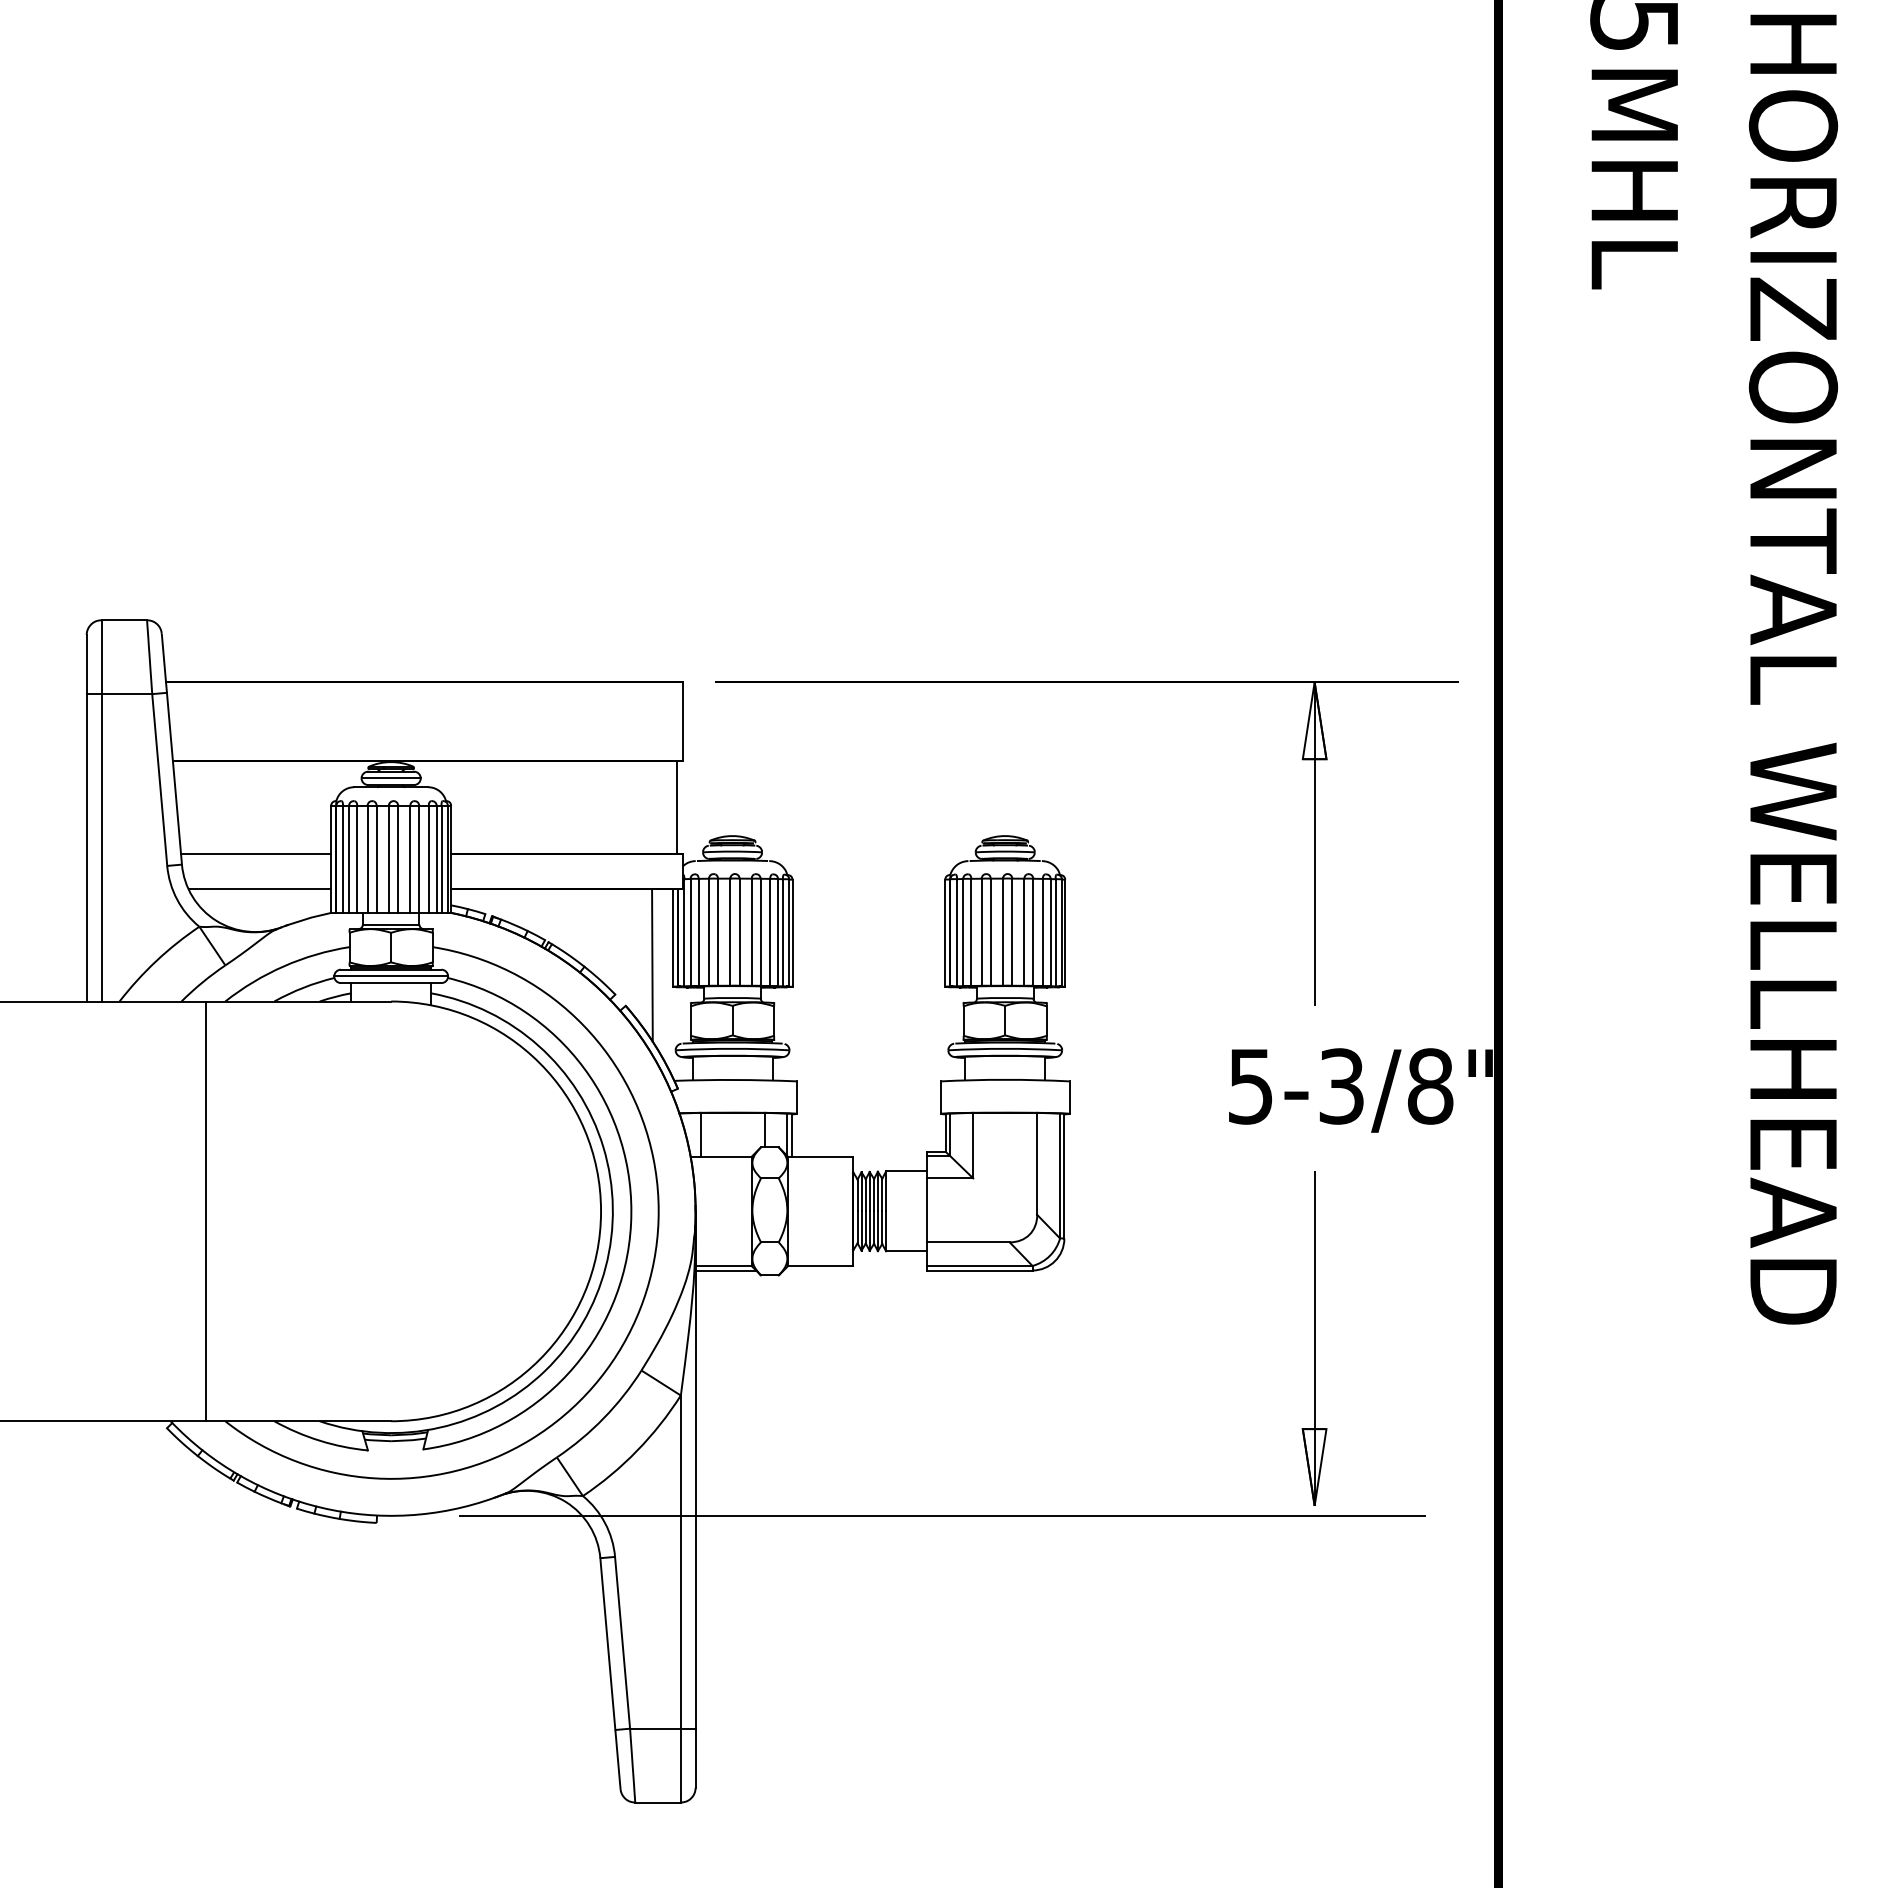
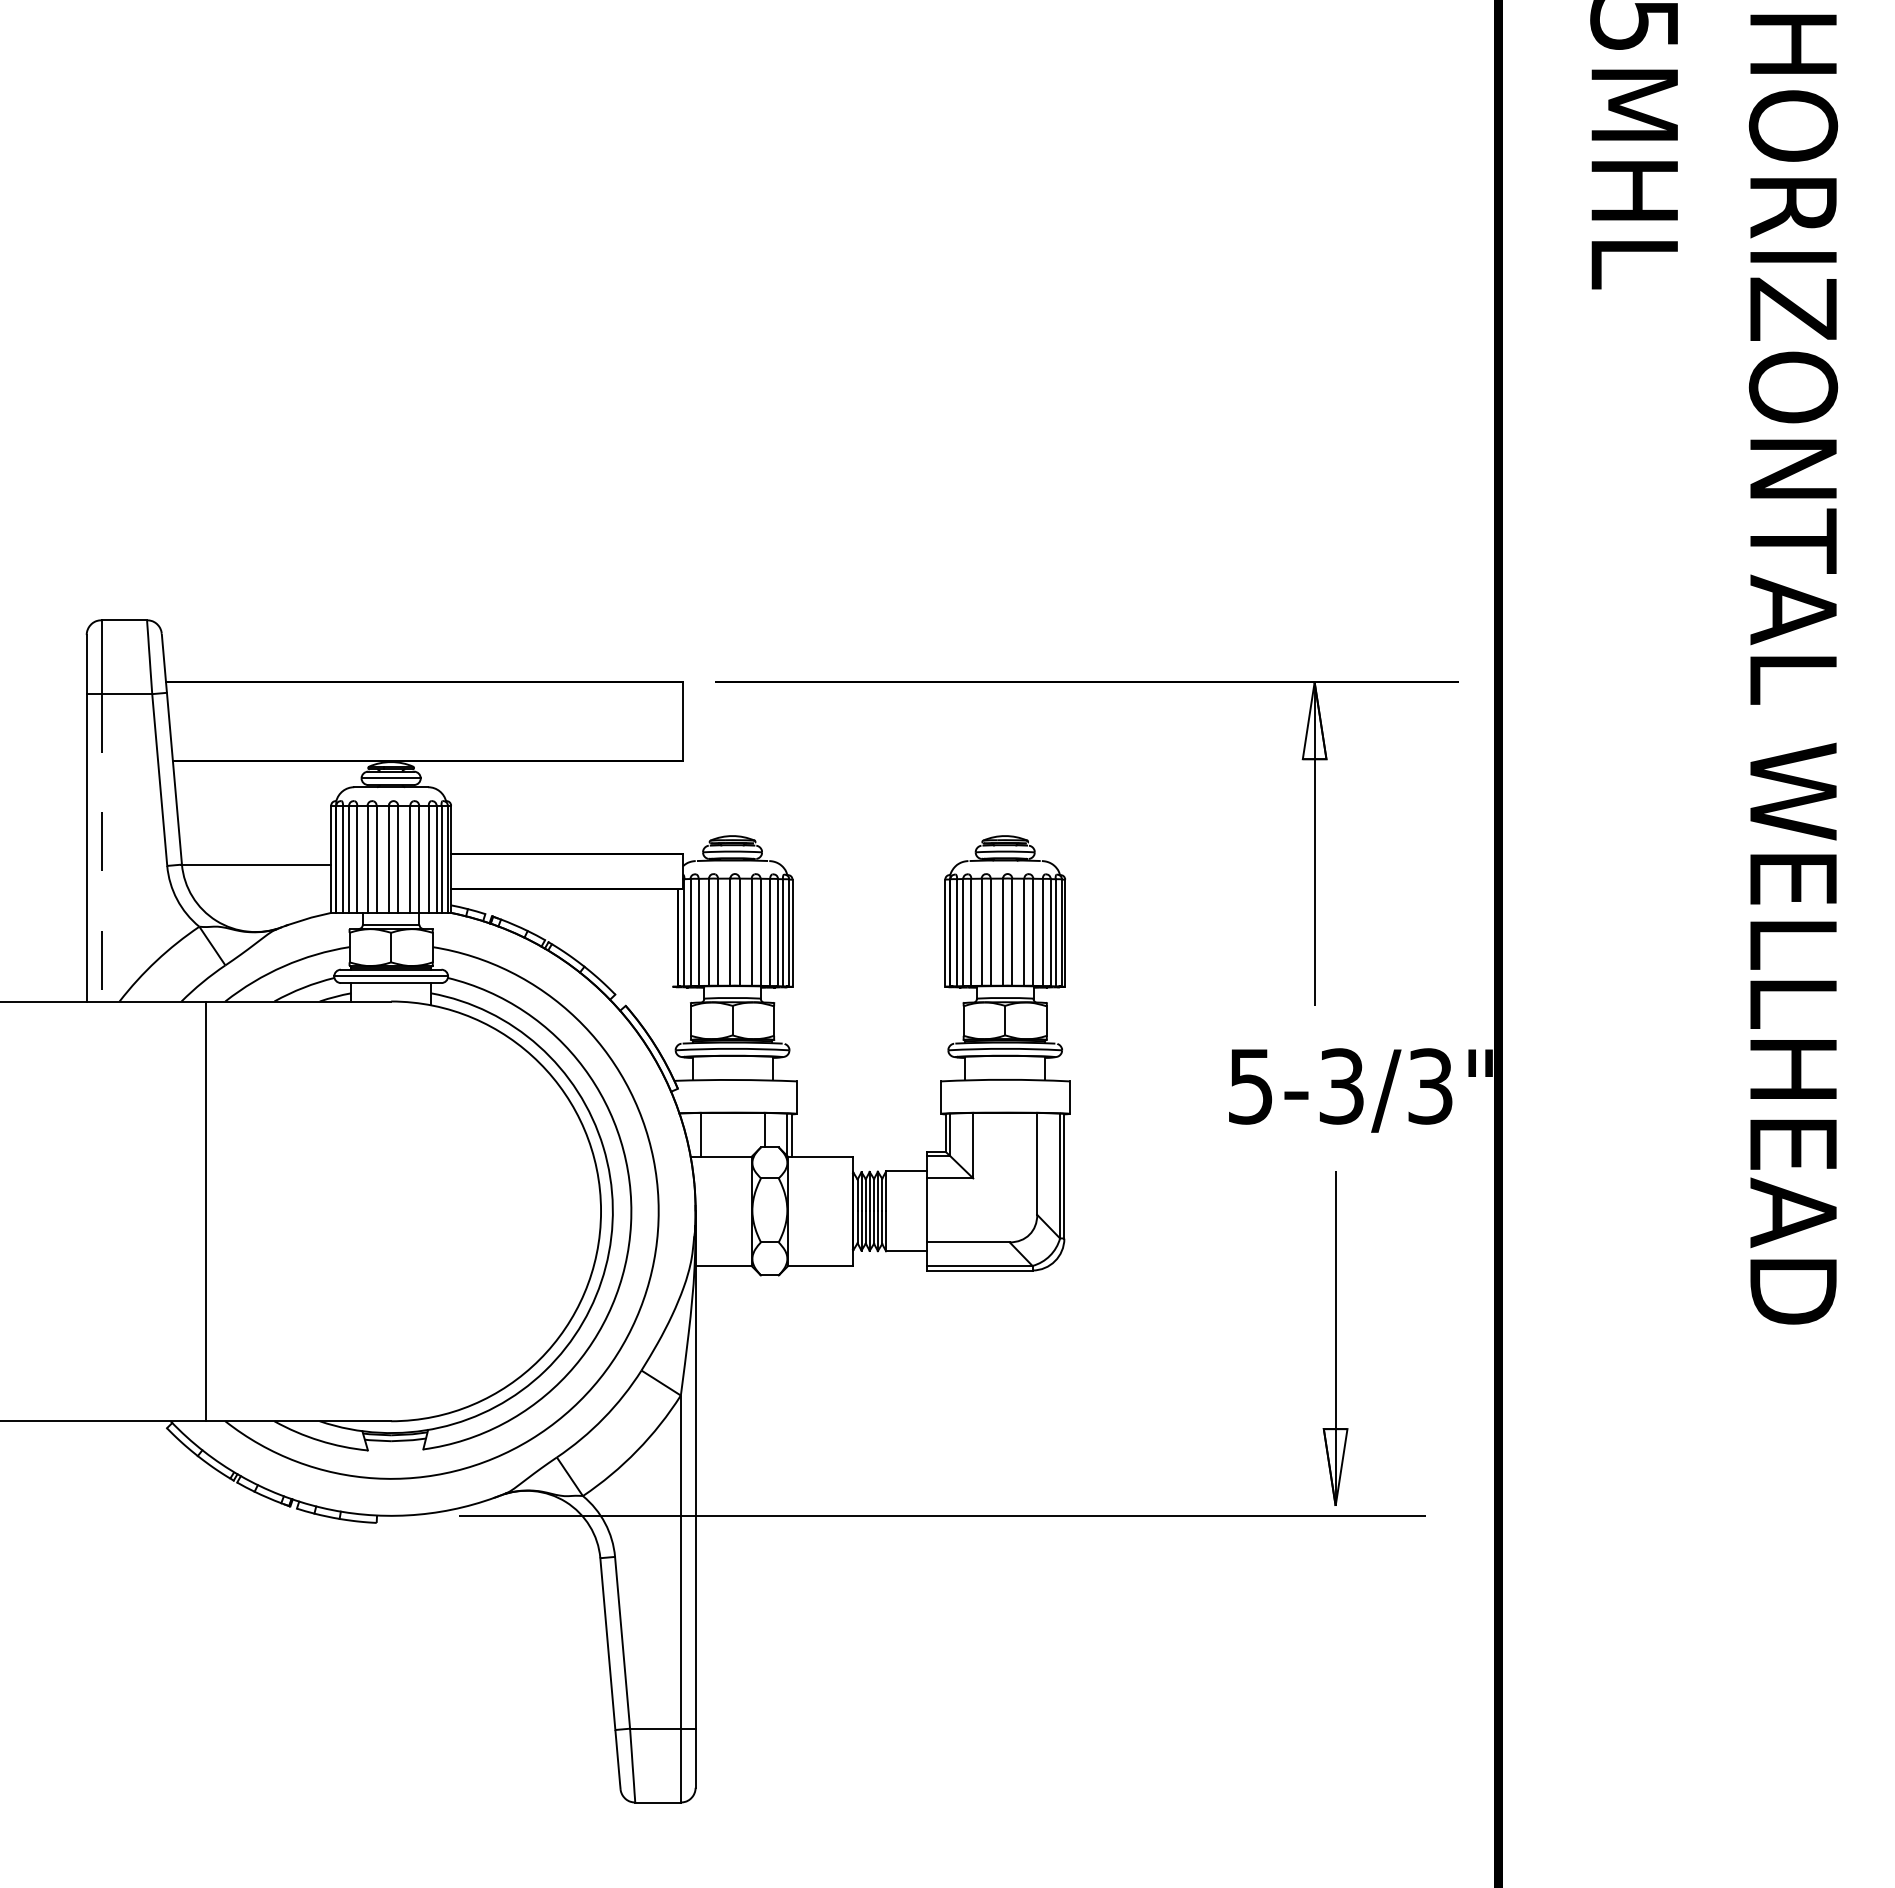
line: present -> none (677, 807)
line: solid -> dashed (101, 847)
line position: (256, 853) -> (256, 864) (256, 864)
line: present -> none (259, 889)
line: present -> none (672, 937)
line: present -> none (652, 965)
text: 5-3/8" -> 5-3/3" (1430, 1086)
line: present -> none (725, 1270)
part position: (1314, 1338) -> (1335, 1338) (1335, 1338)
